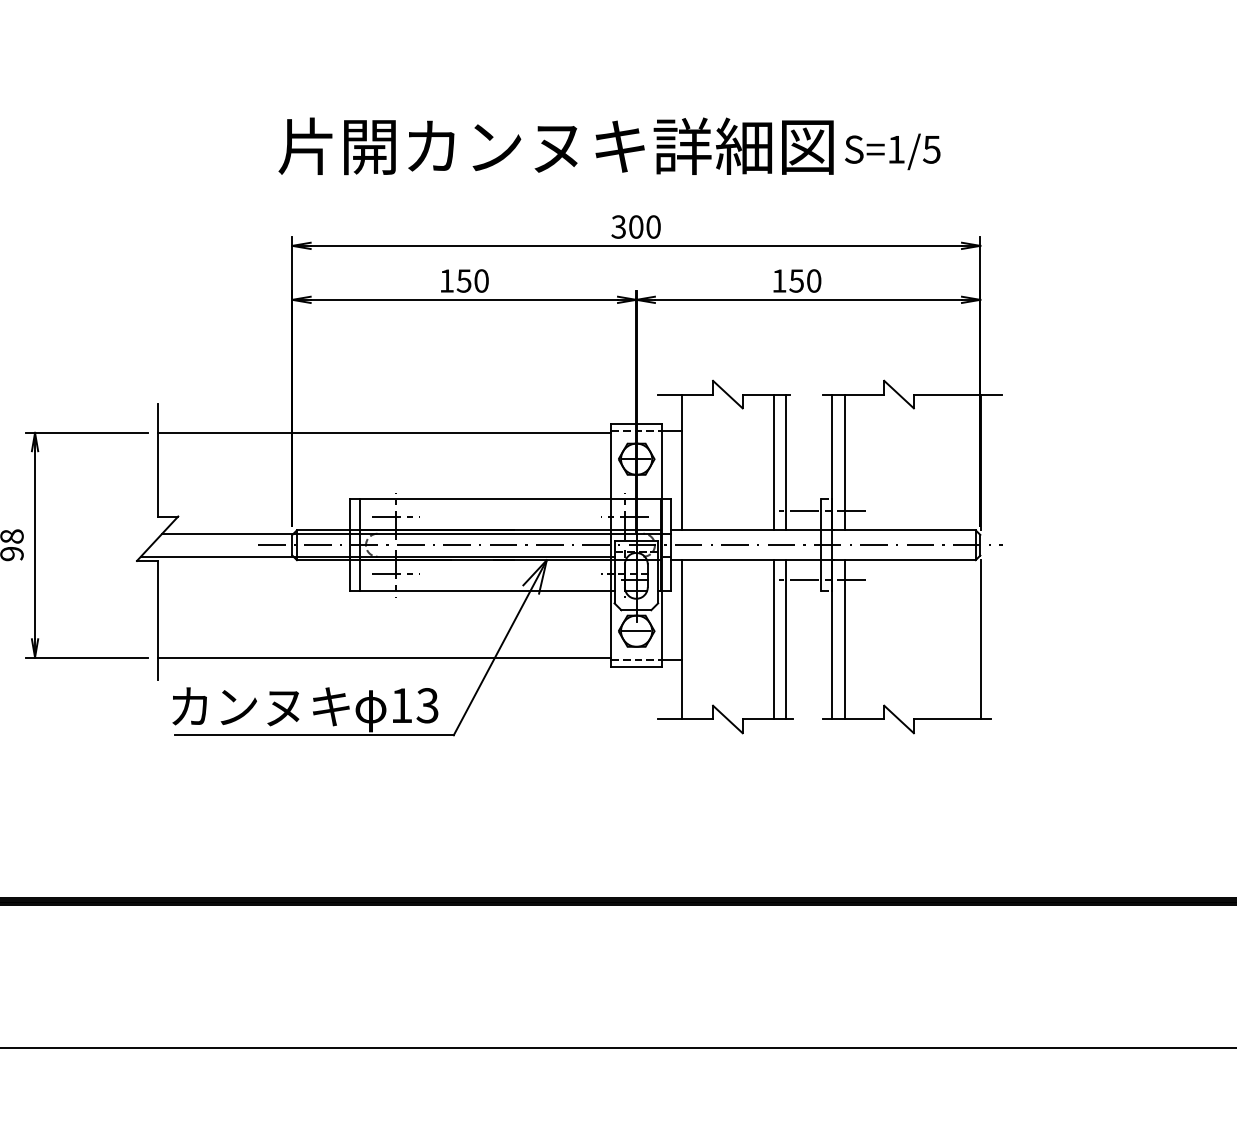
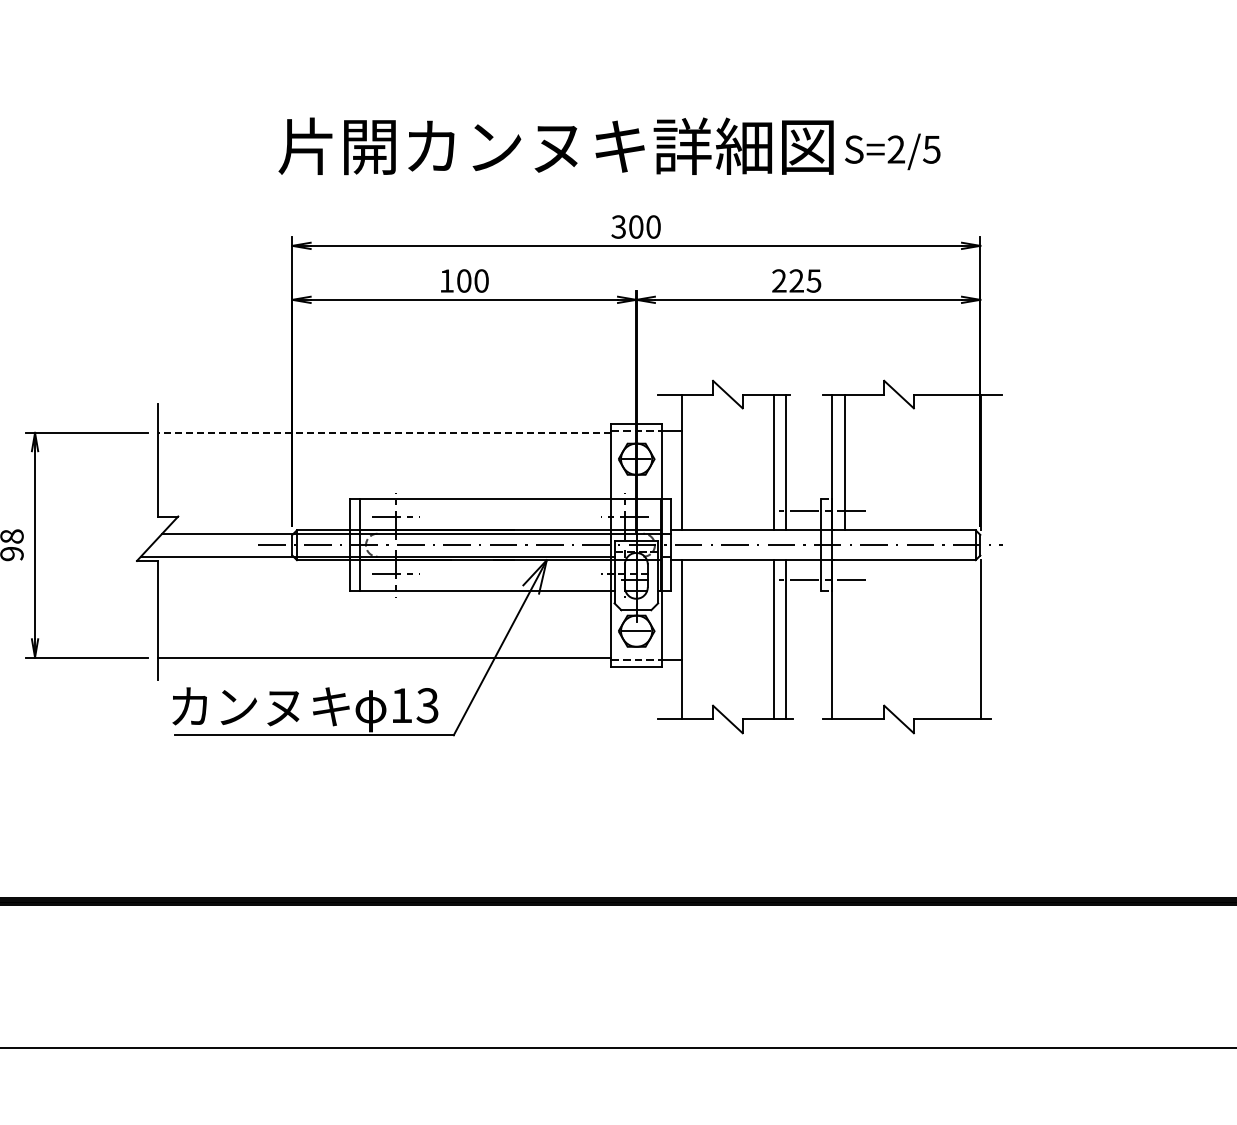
text: S=1/5 -> S=2/5 (895, 149)
text: 150 -> 100 (463, 280)
text: 150 -> 225 (796, 280)
line: solid -> dashed (384, 432)
line: present -> none (845, 639)
